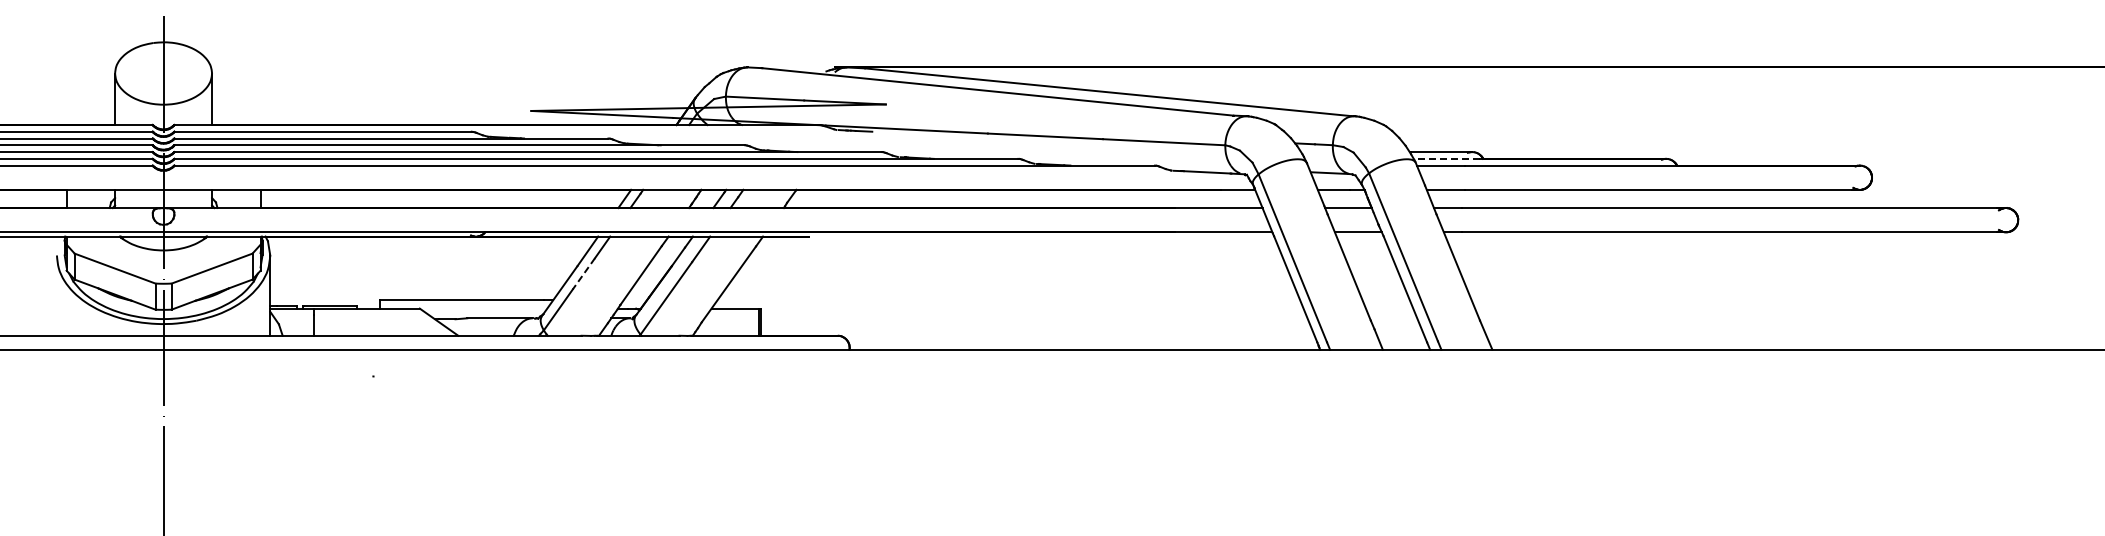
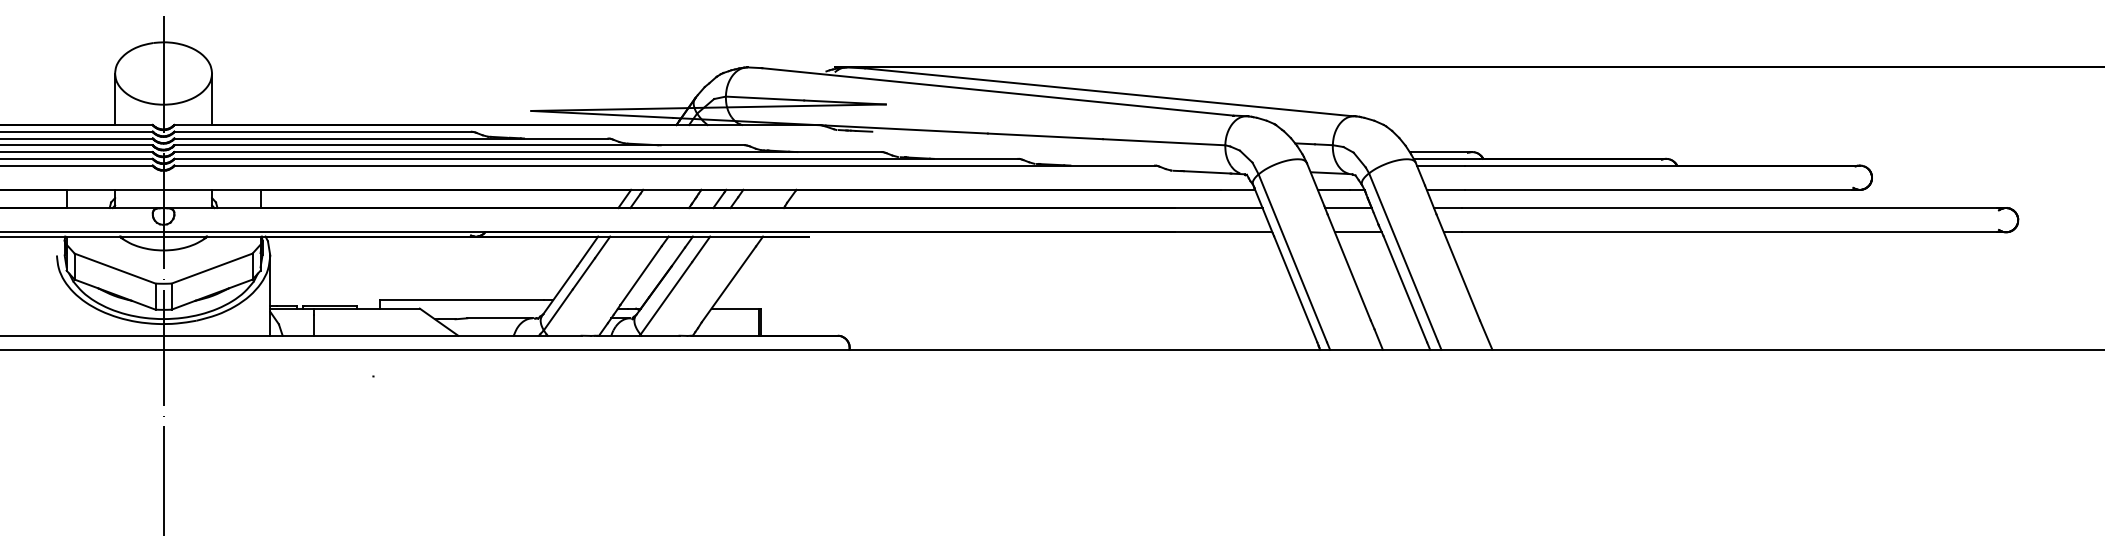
line: dashed -> solid (1446, 158)
line: dashed -> solid (583, 274)
